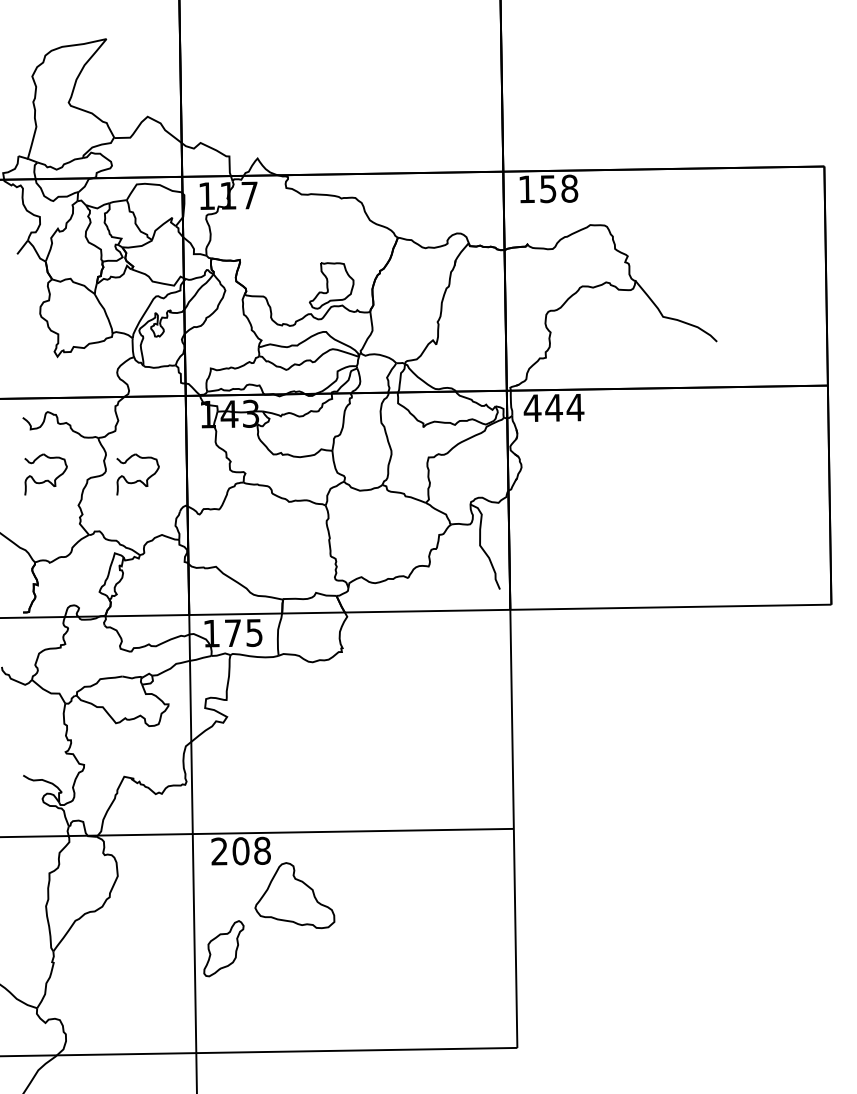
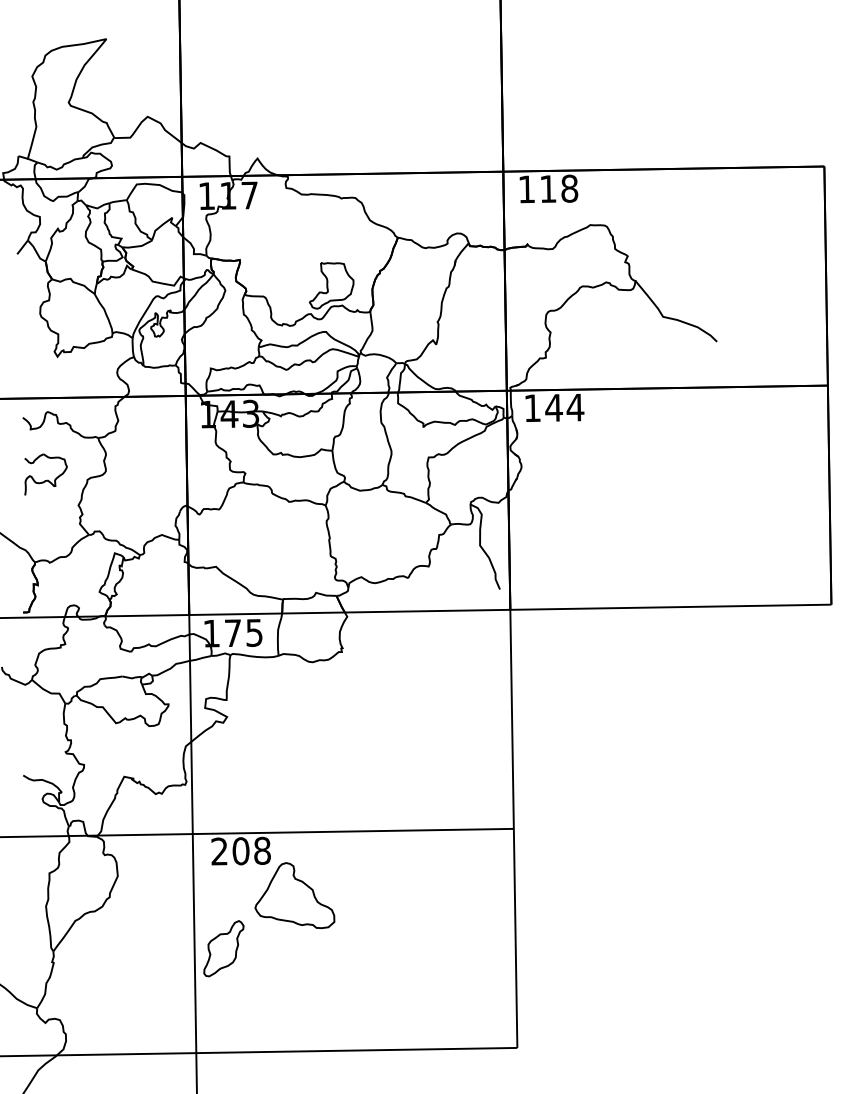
text: 158 -> 118 (548, 189)
text: 444 -> 144 (532, 407)
part: present -> none (137, 474)
